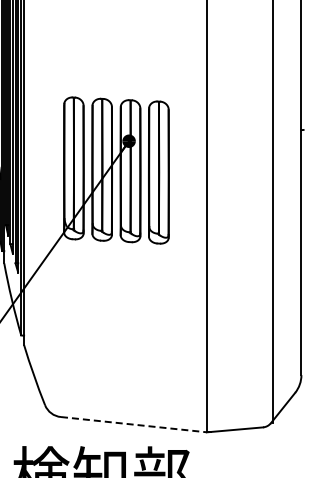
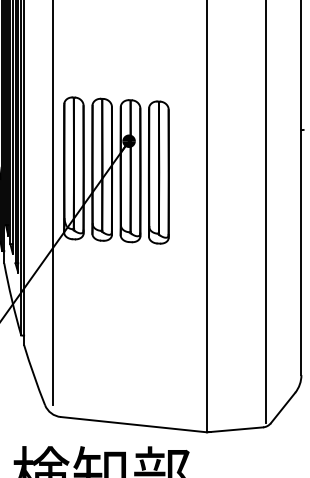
line: none -> present (53, 203)
line position: (273, 212) -> (266, 212) (266, 212)
line: dashed -> solid (134, 424)
